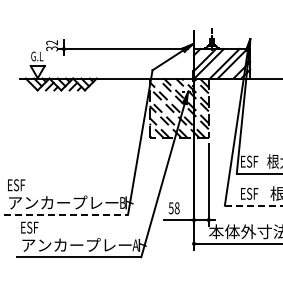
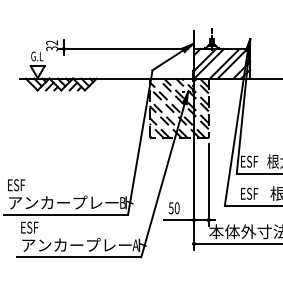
line: dashed -> solid (253, 205)
text: 58 -> 50 (176, 208)
line: dashed -> solid (66, 214)
